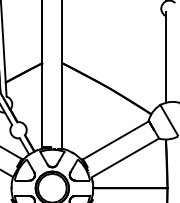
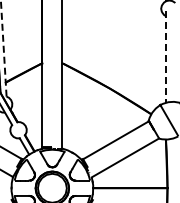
line: solid -> dashed (3, 48)
line: solid -> dashed (166, 57)
